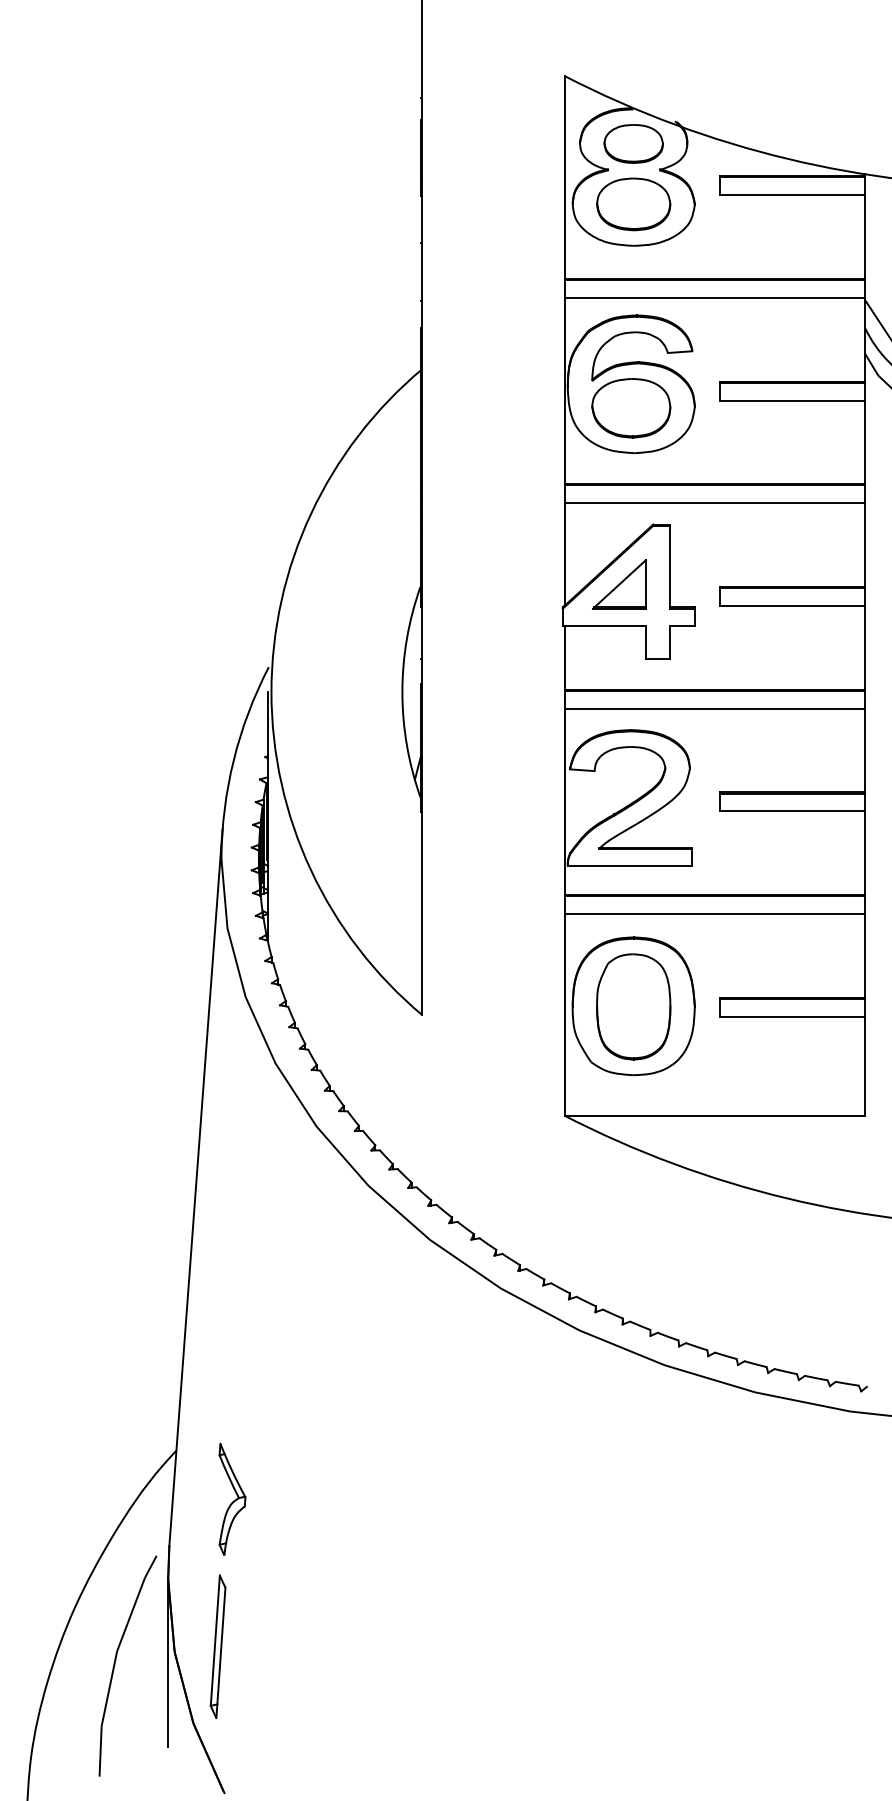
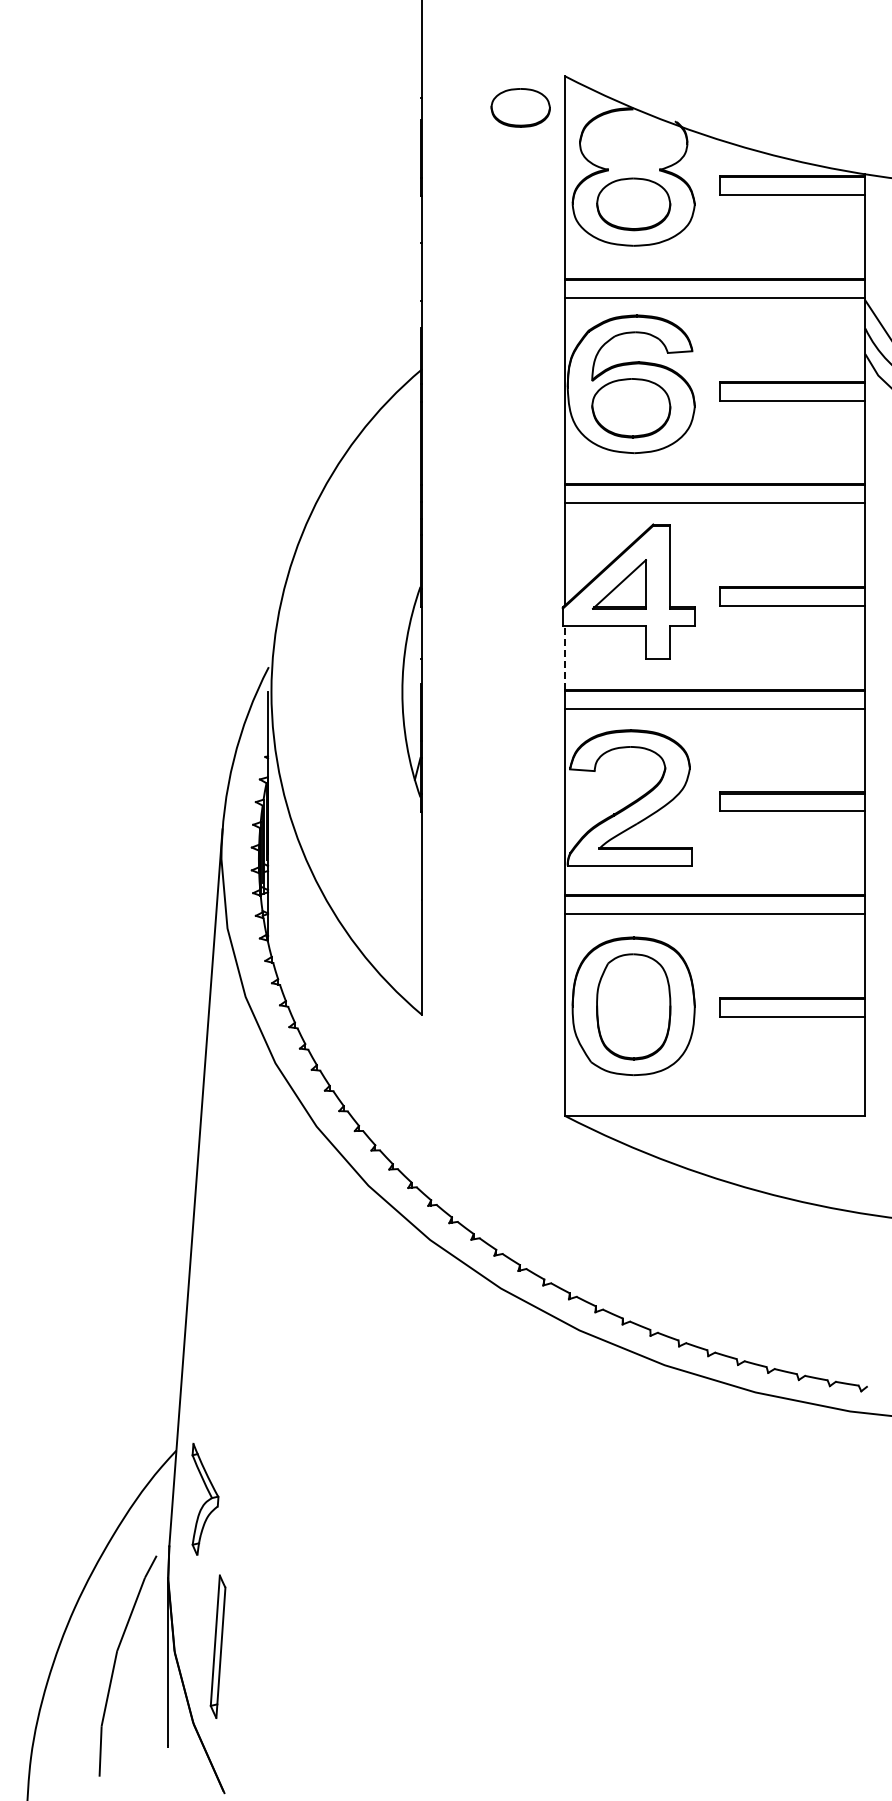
part position: (633, 143) -> (520, 107) (520, 107)
line: solid -> dashed (564, 657)
part position: (232, 1498) -> (205, 1498) (205, 1498)
